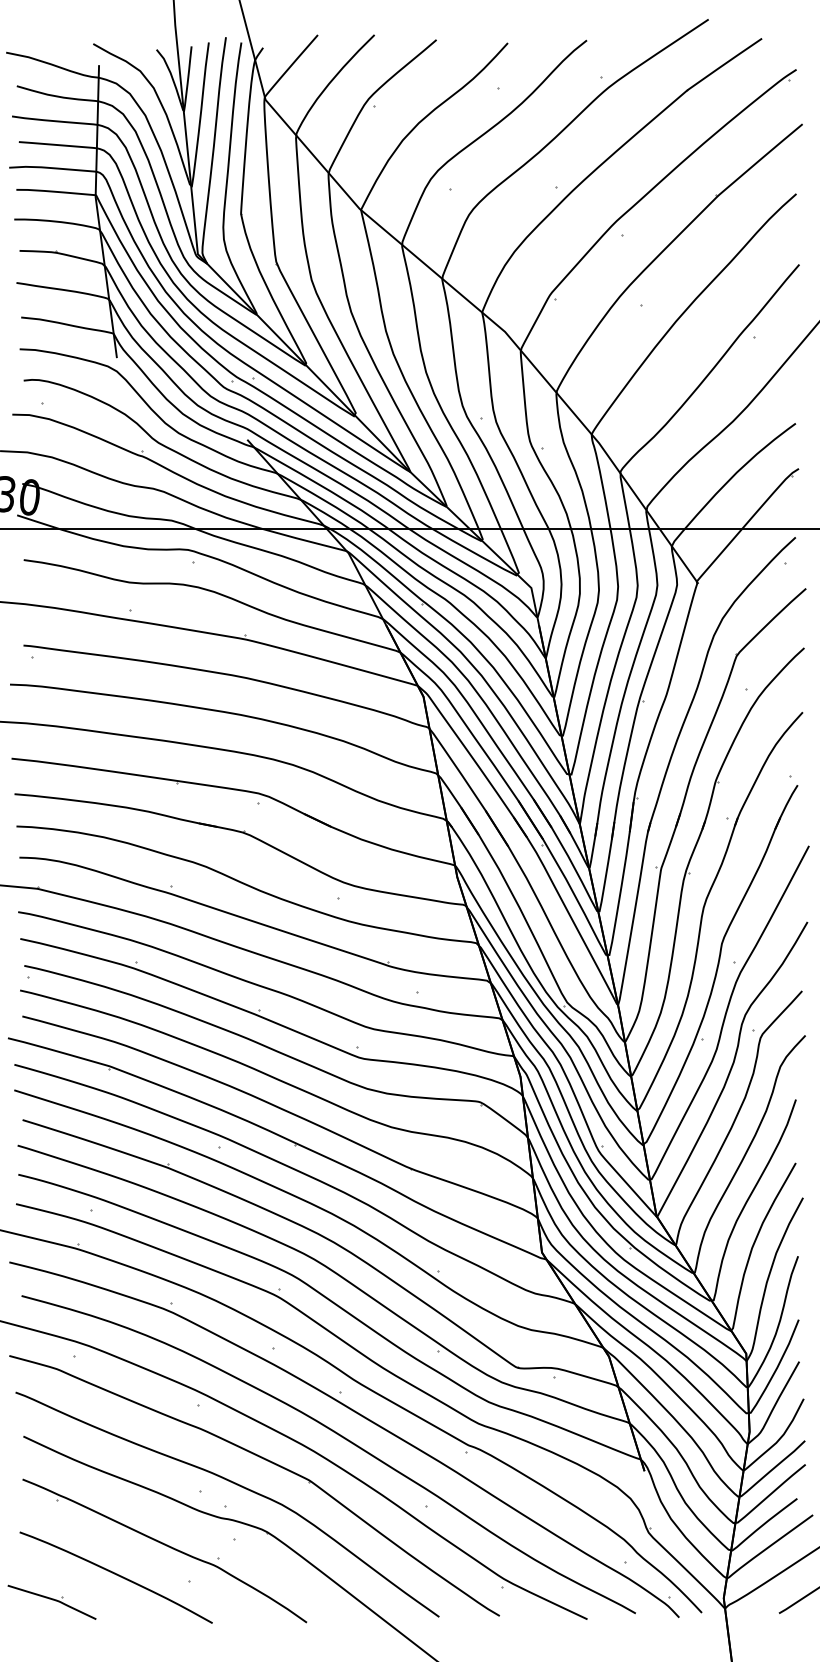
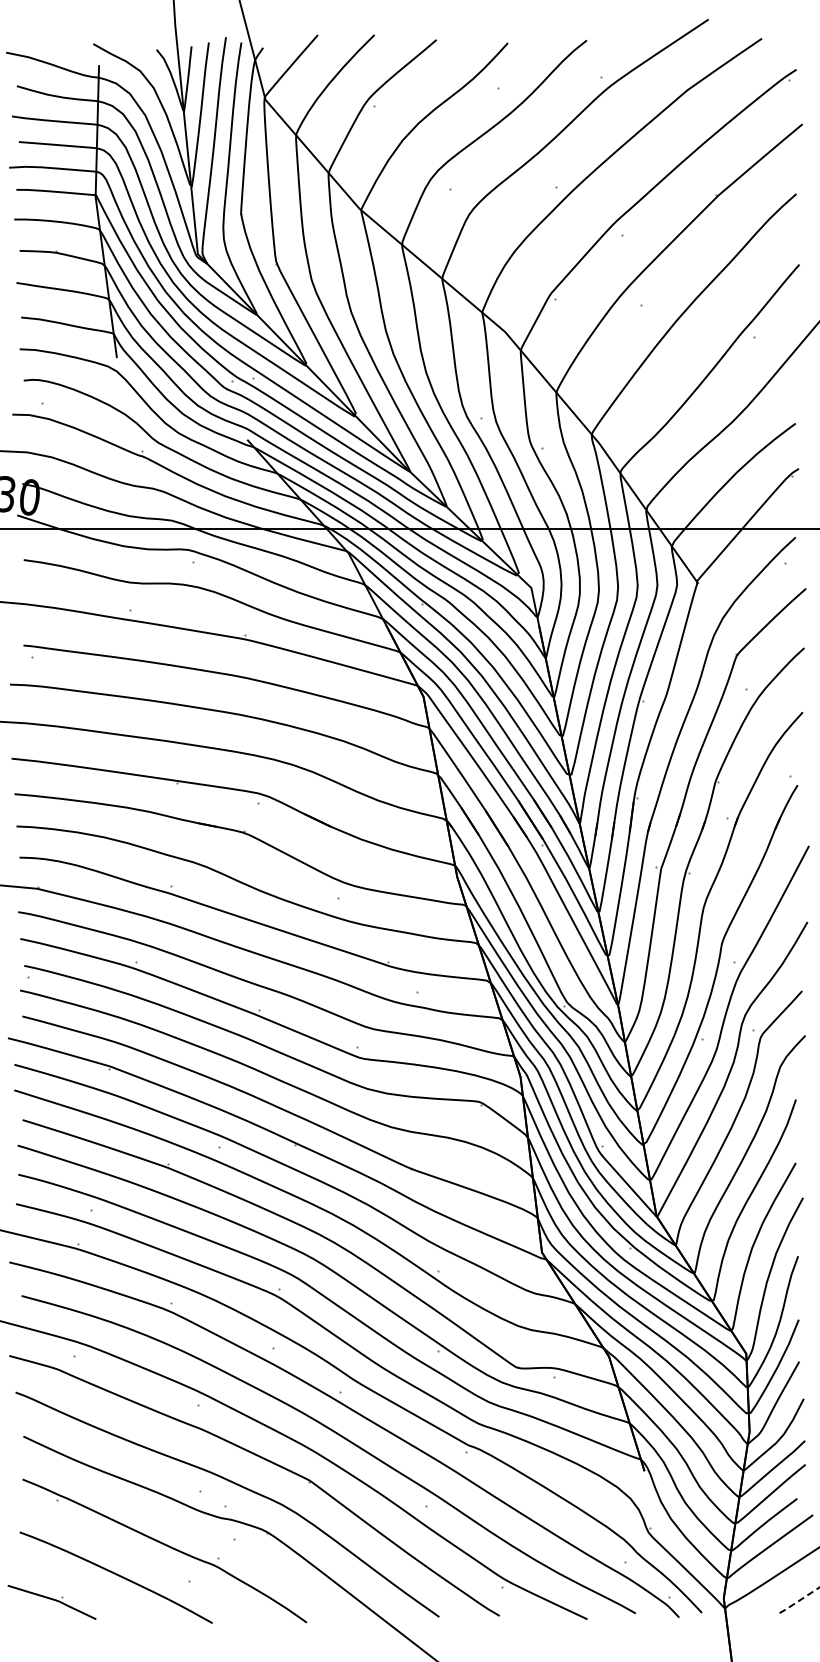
line: solid -> dashed (798, 1601)
